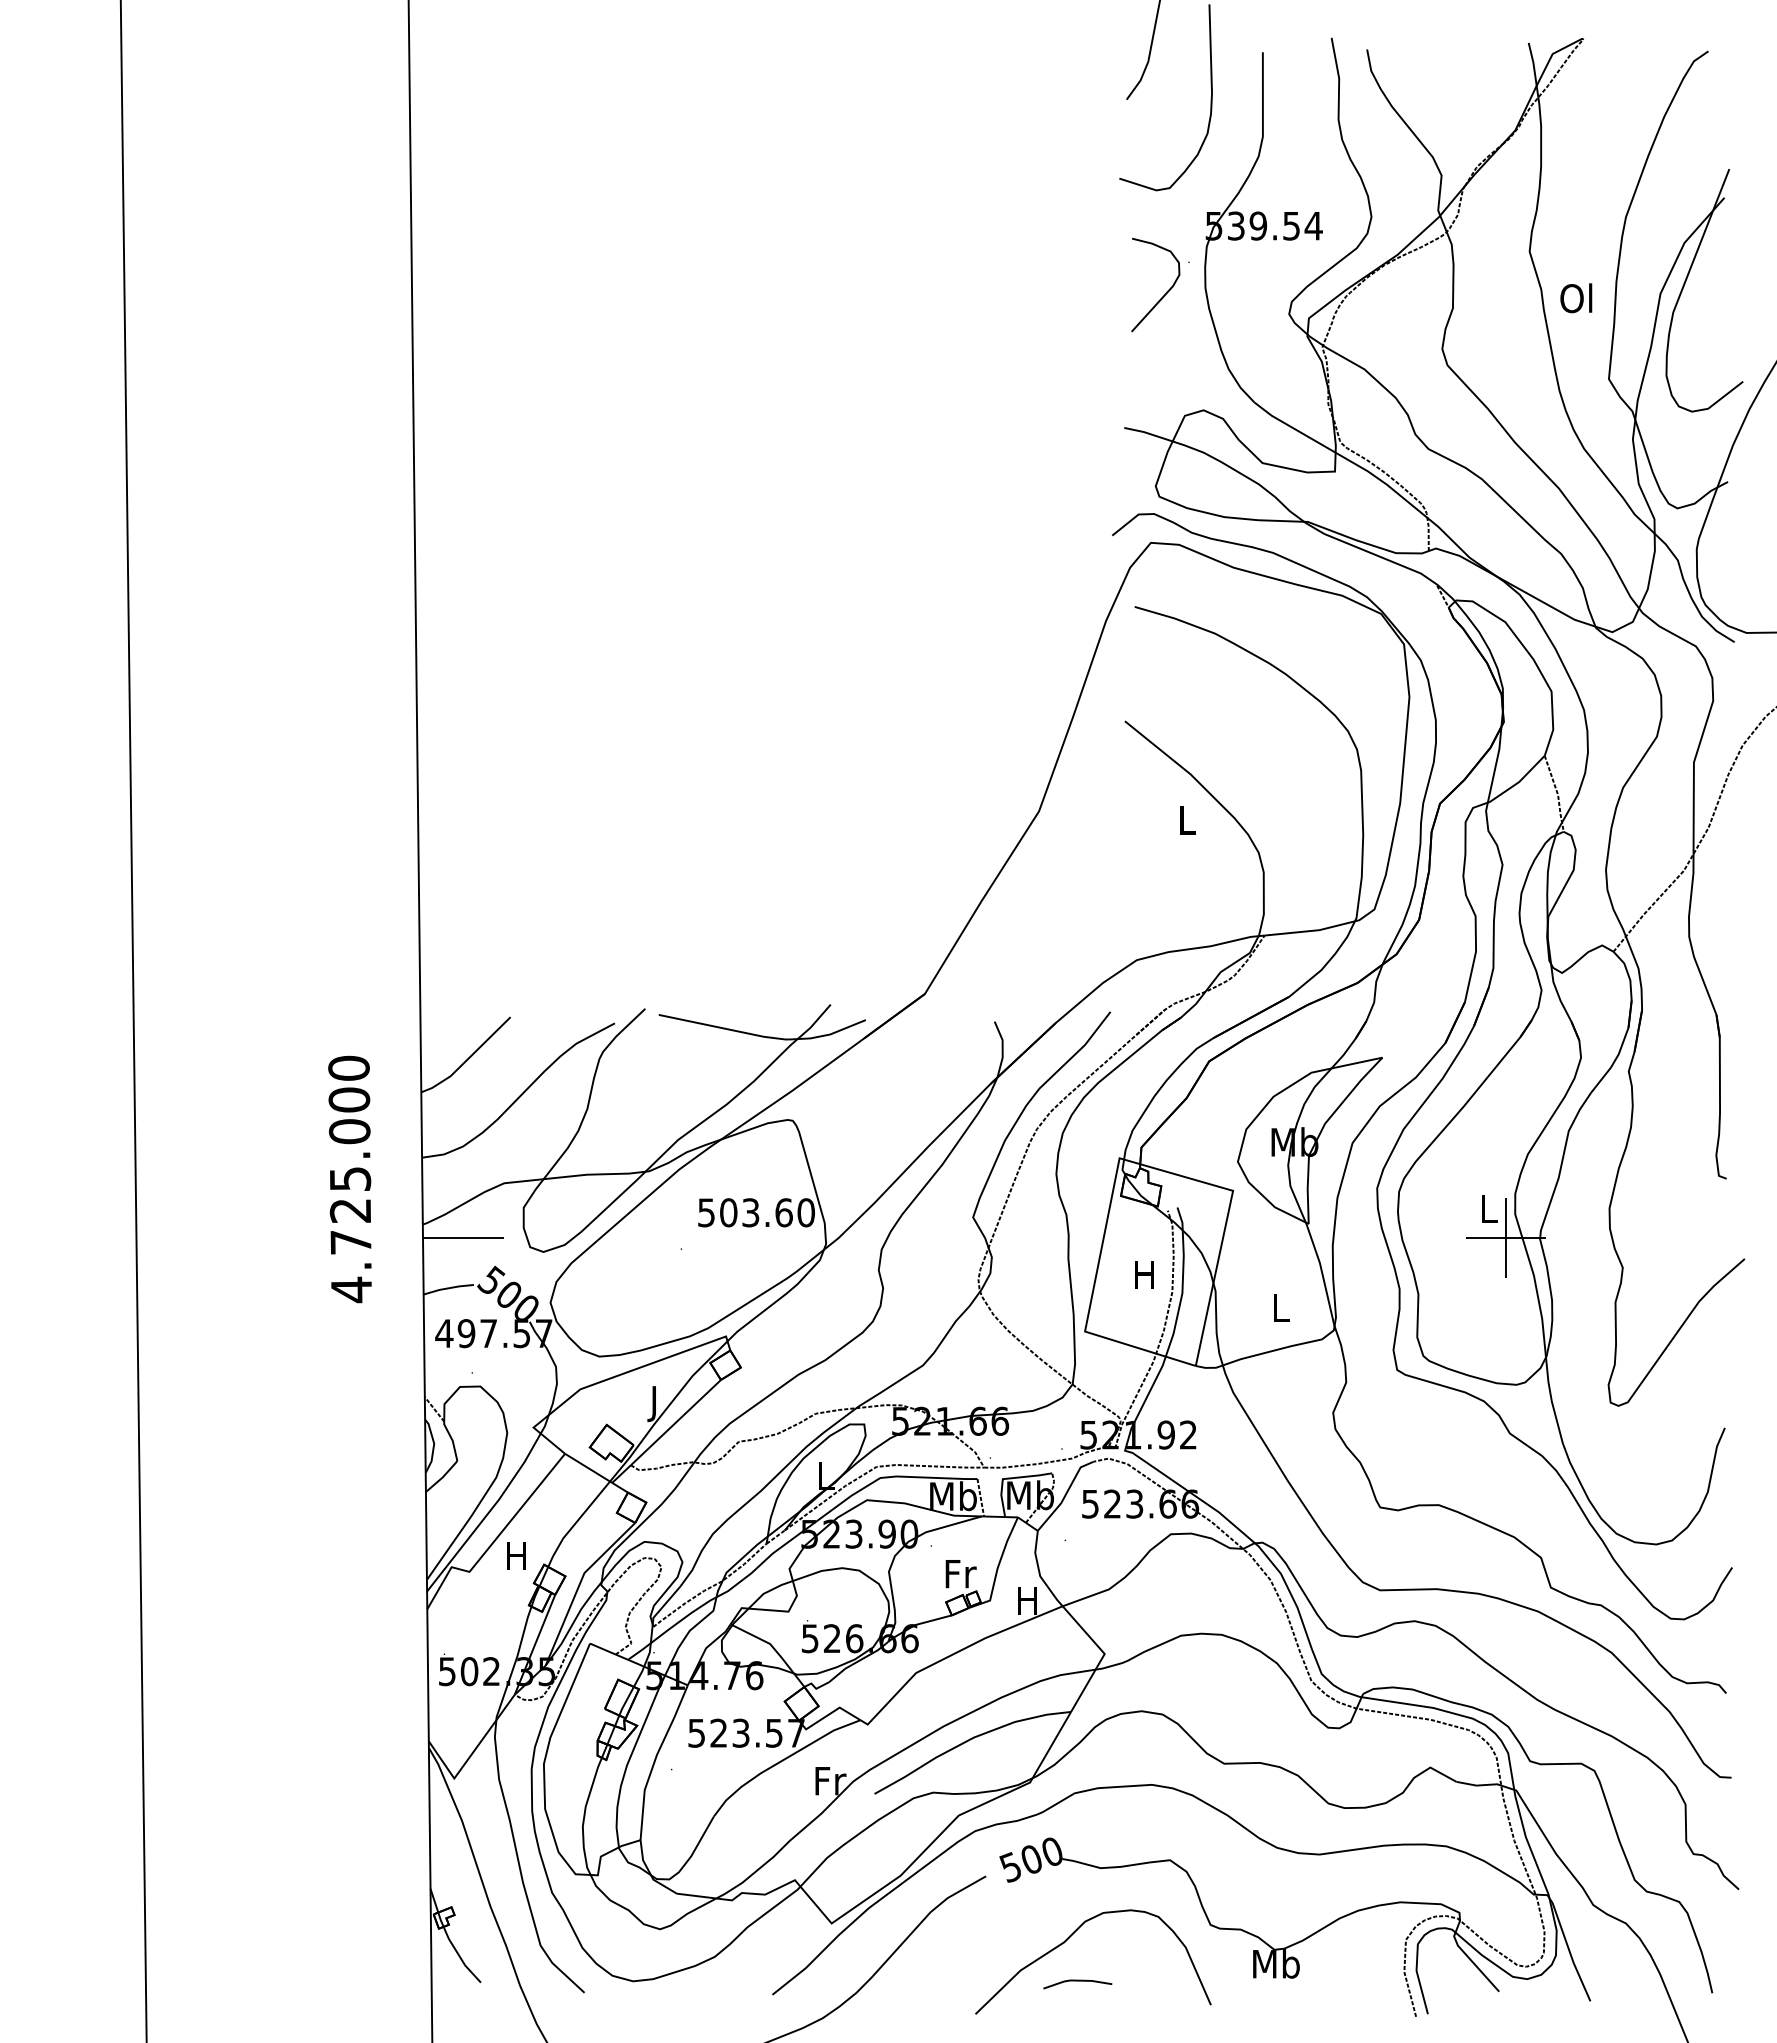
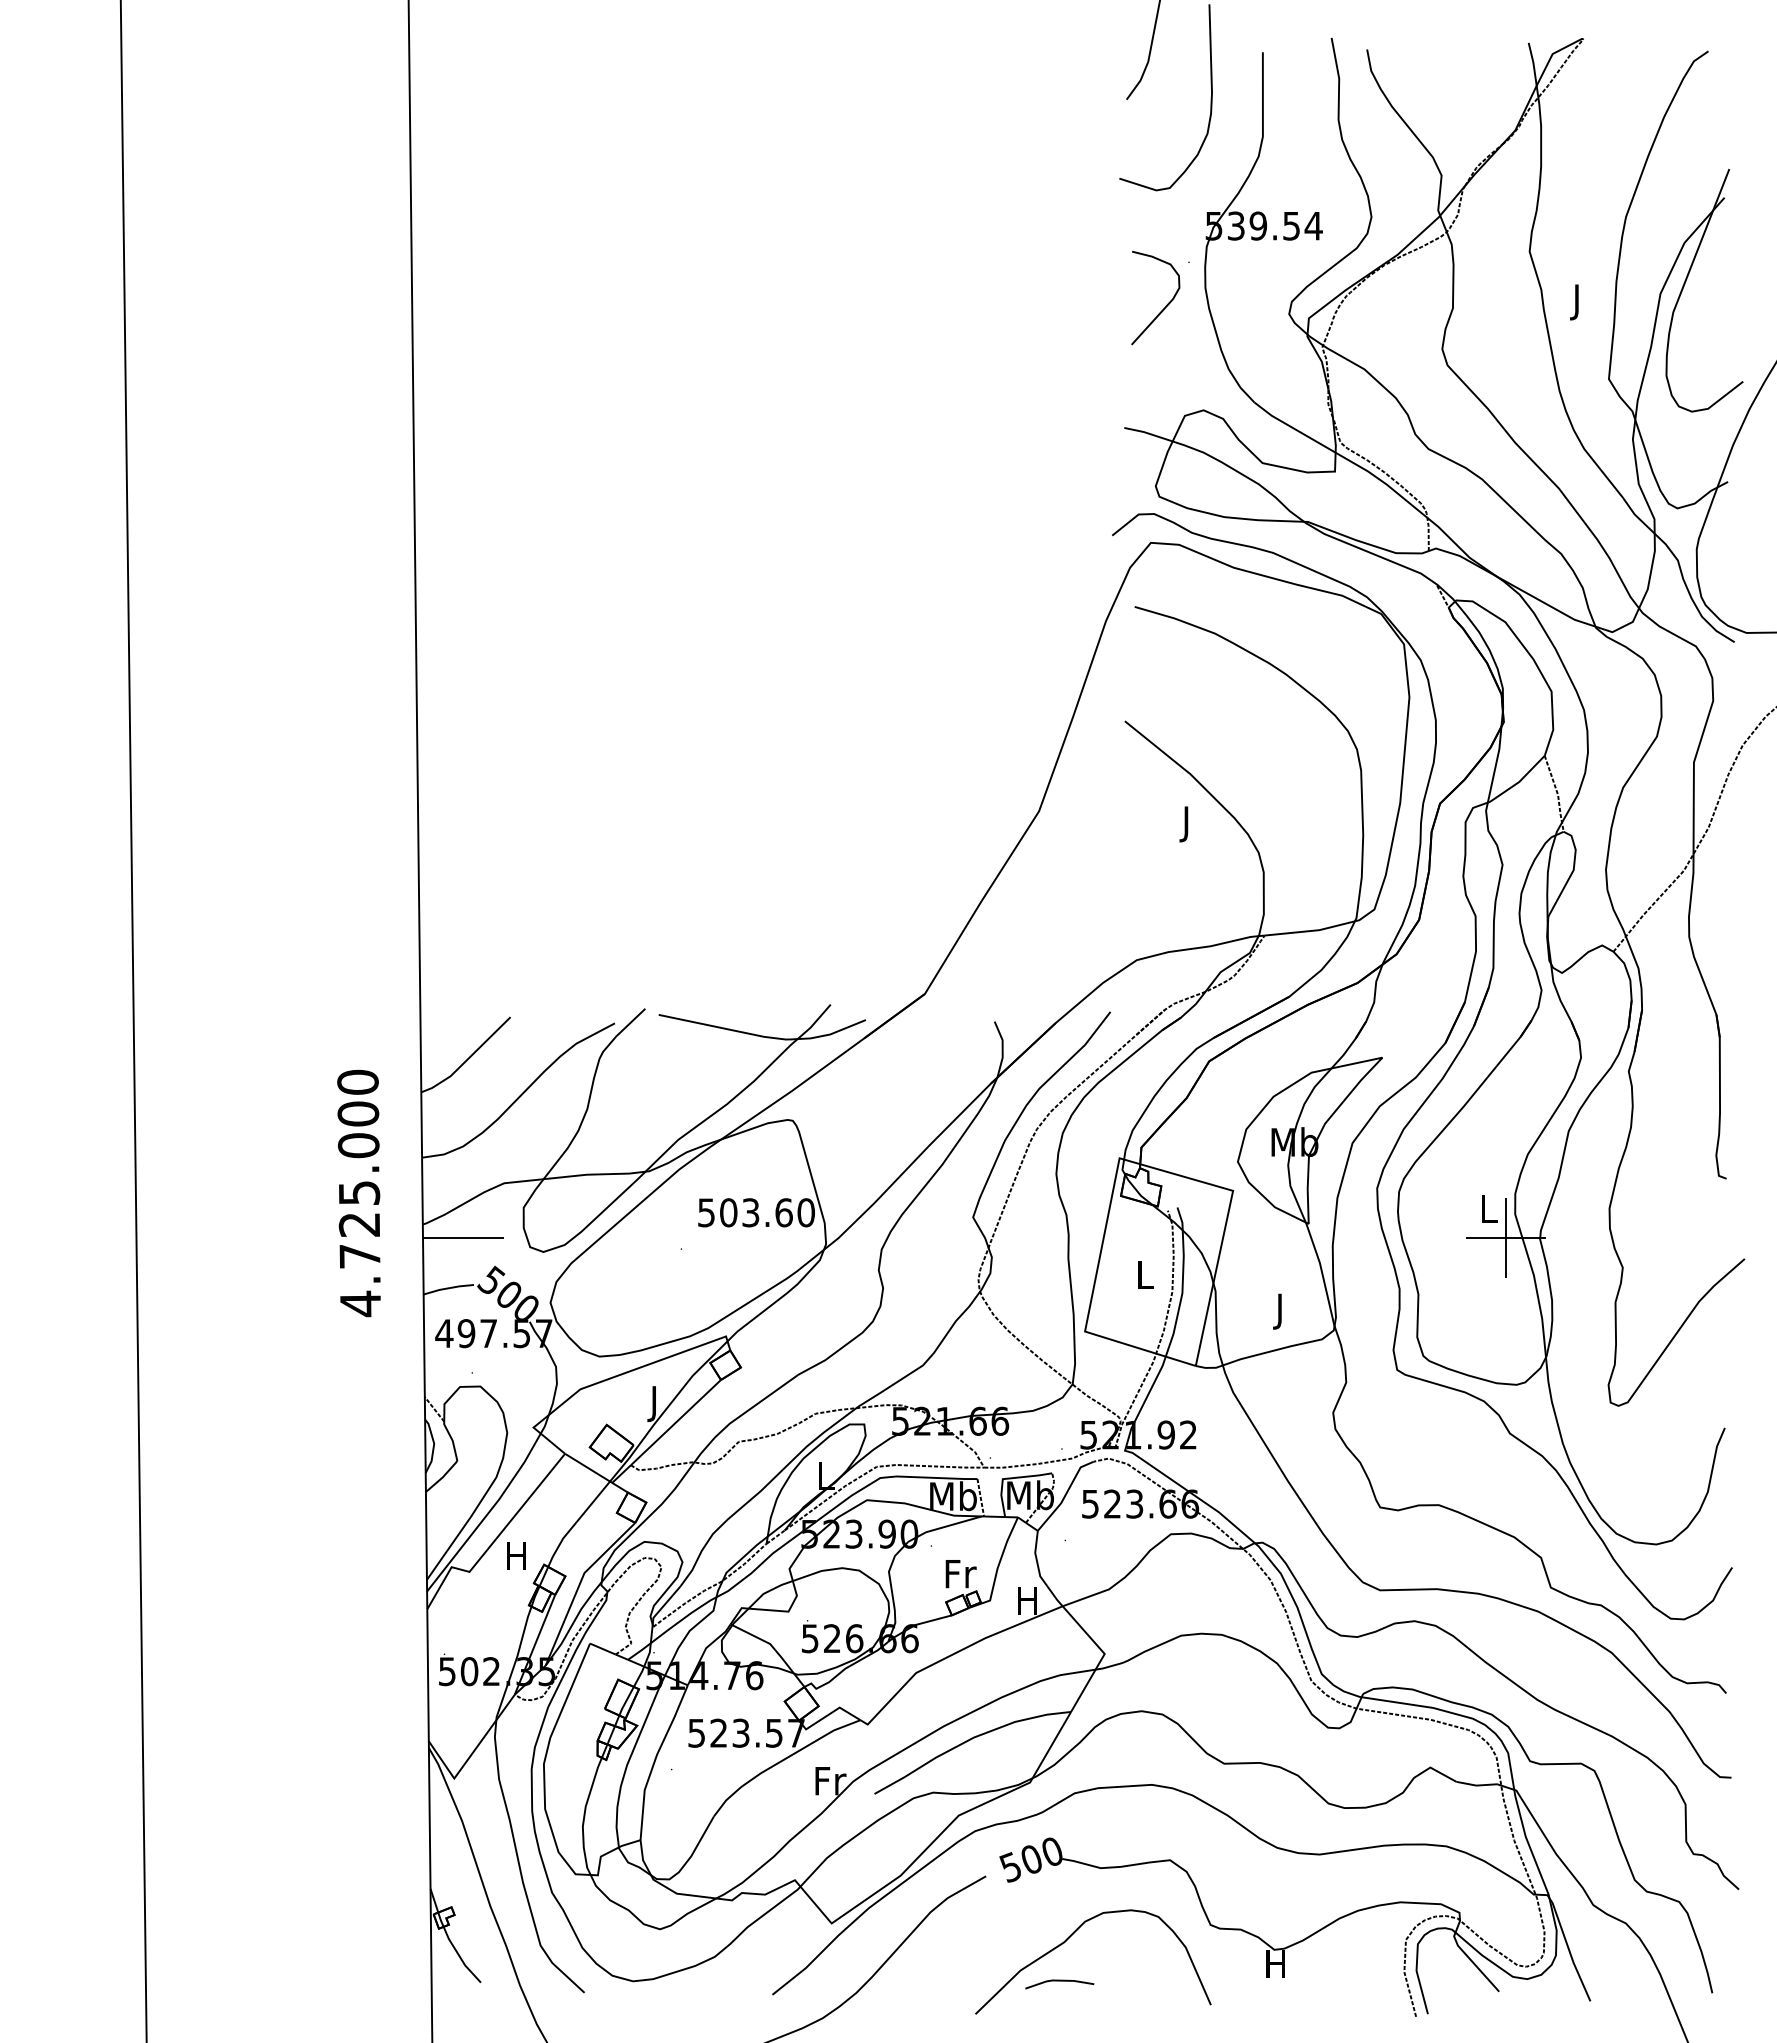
curve position: (1166, 291) -> (1166, 304) (1166, 304)
text: Ol -> J (1576, 301)
text: L -> J (1187, 824)
text position: (349, 1179) -> (358, 1193) (358, 1193)
text: H -> L (1144, 1274)
text: L -> J (1281, 1311)
text: Mb -> H (1276, 1963)
line position: (1077, 1981) -> (1059, 1981) (1059, 1981)
